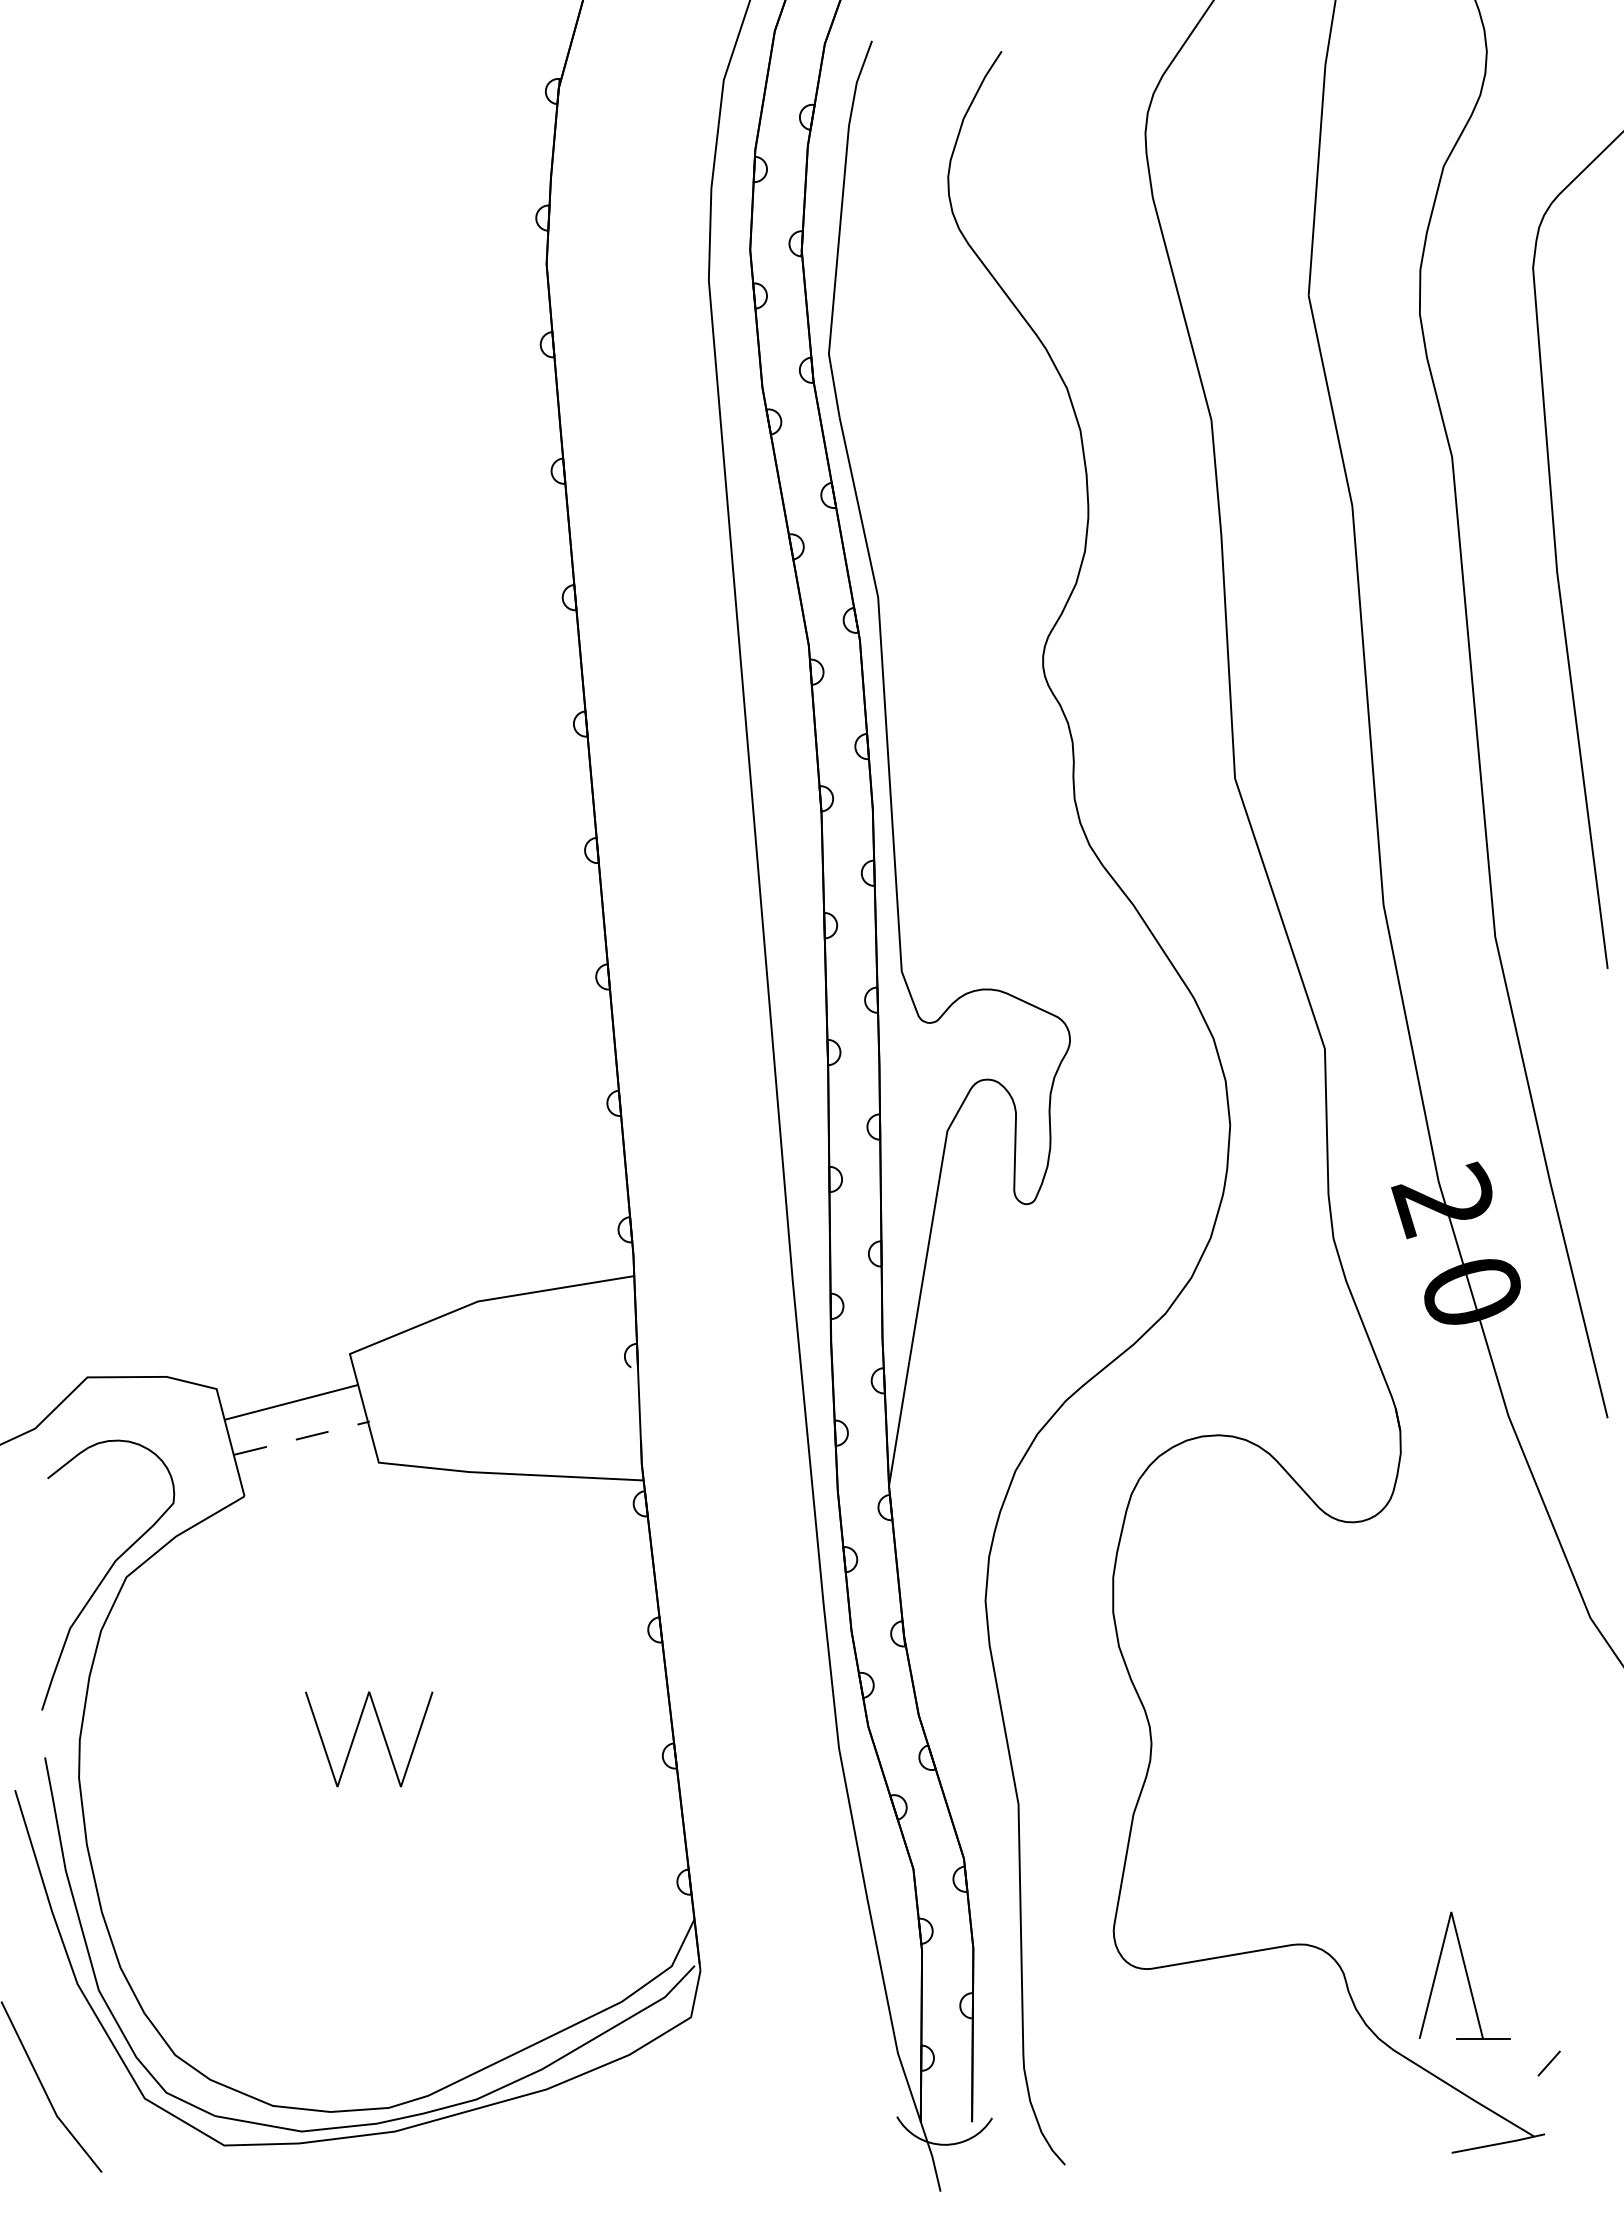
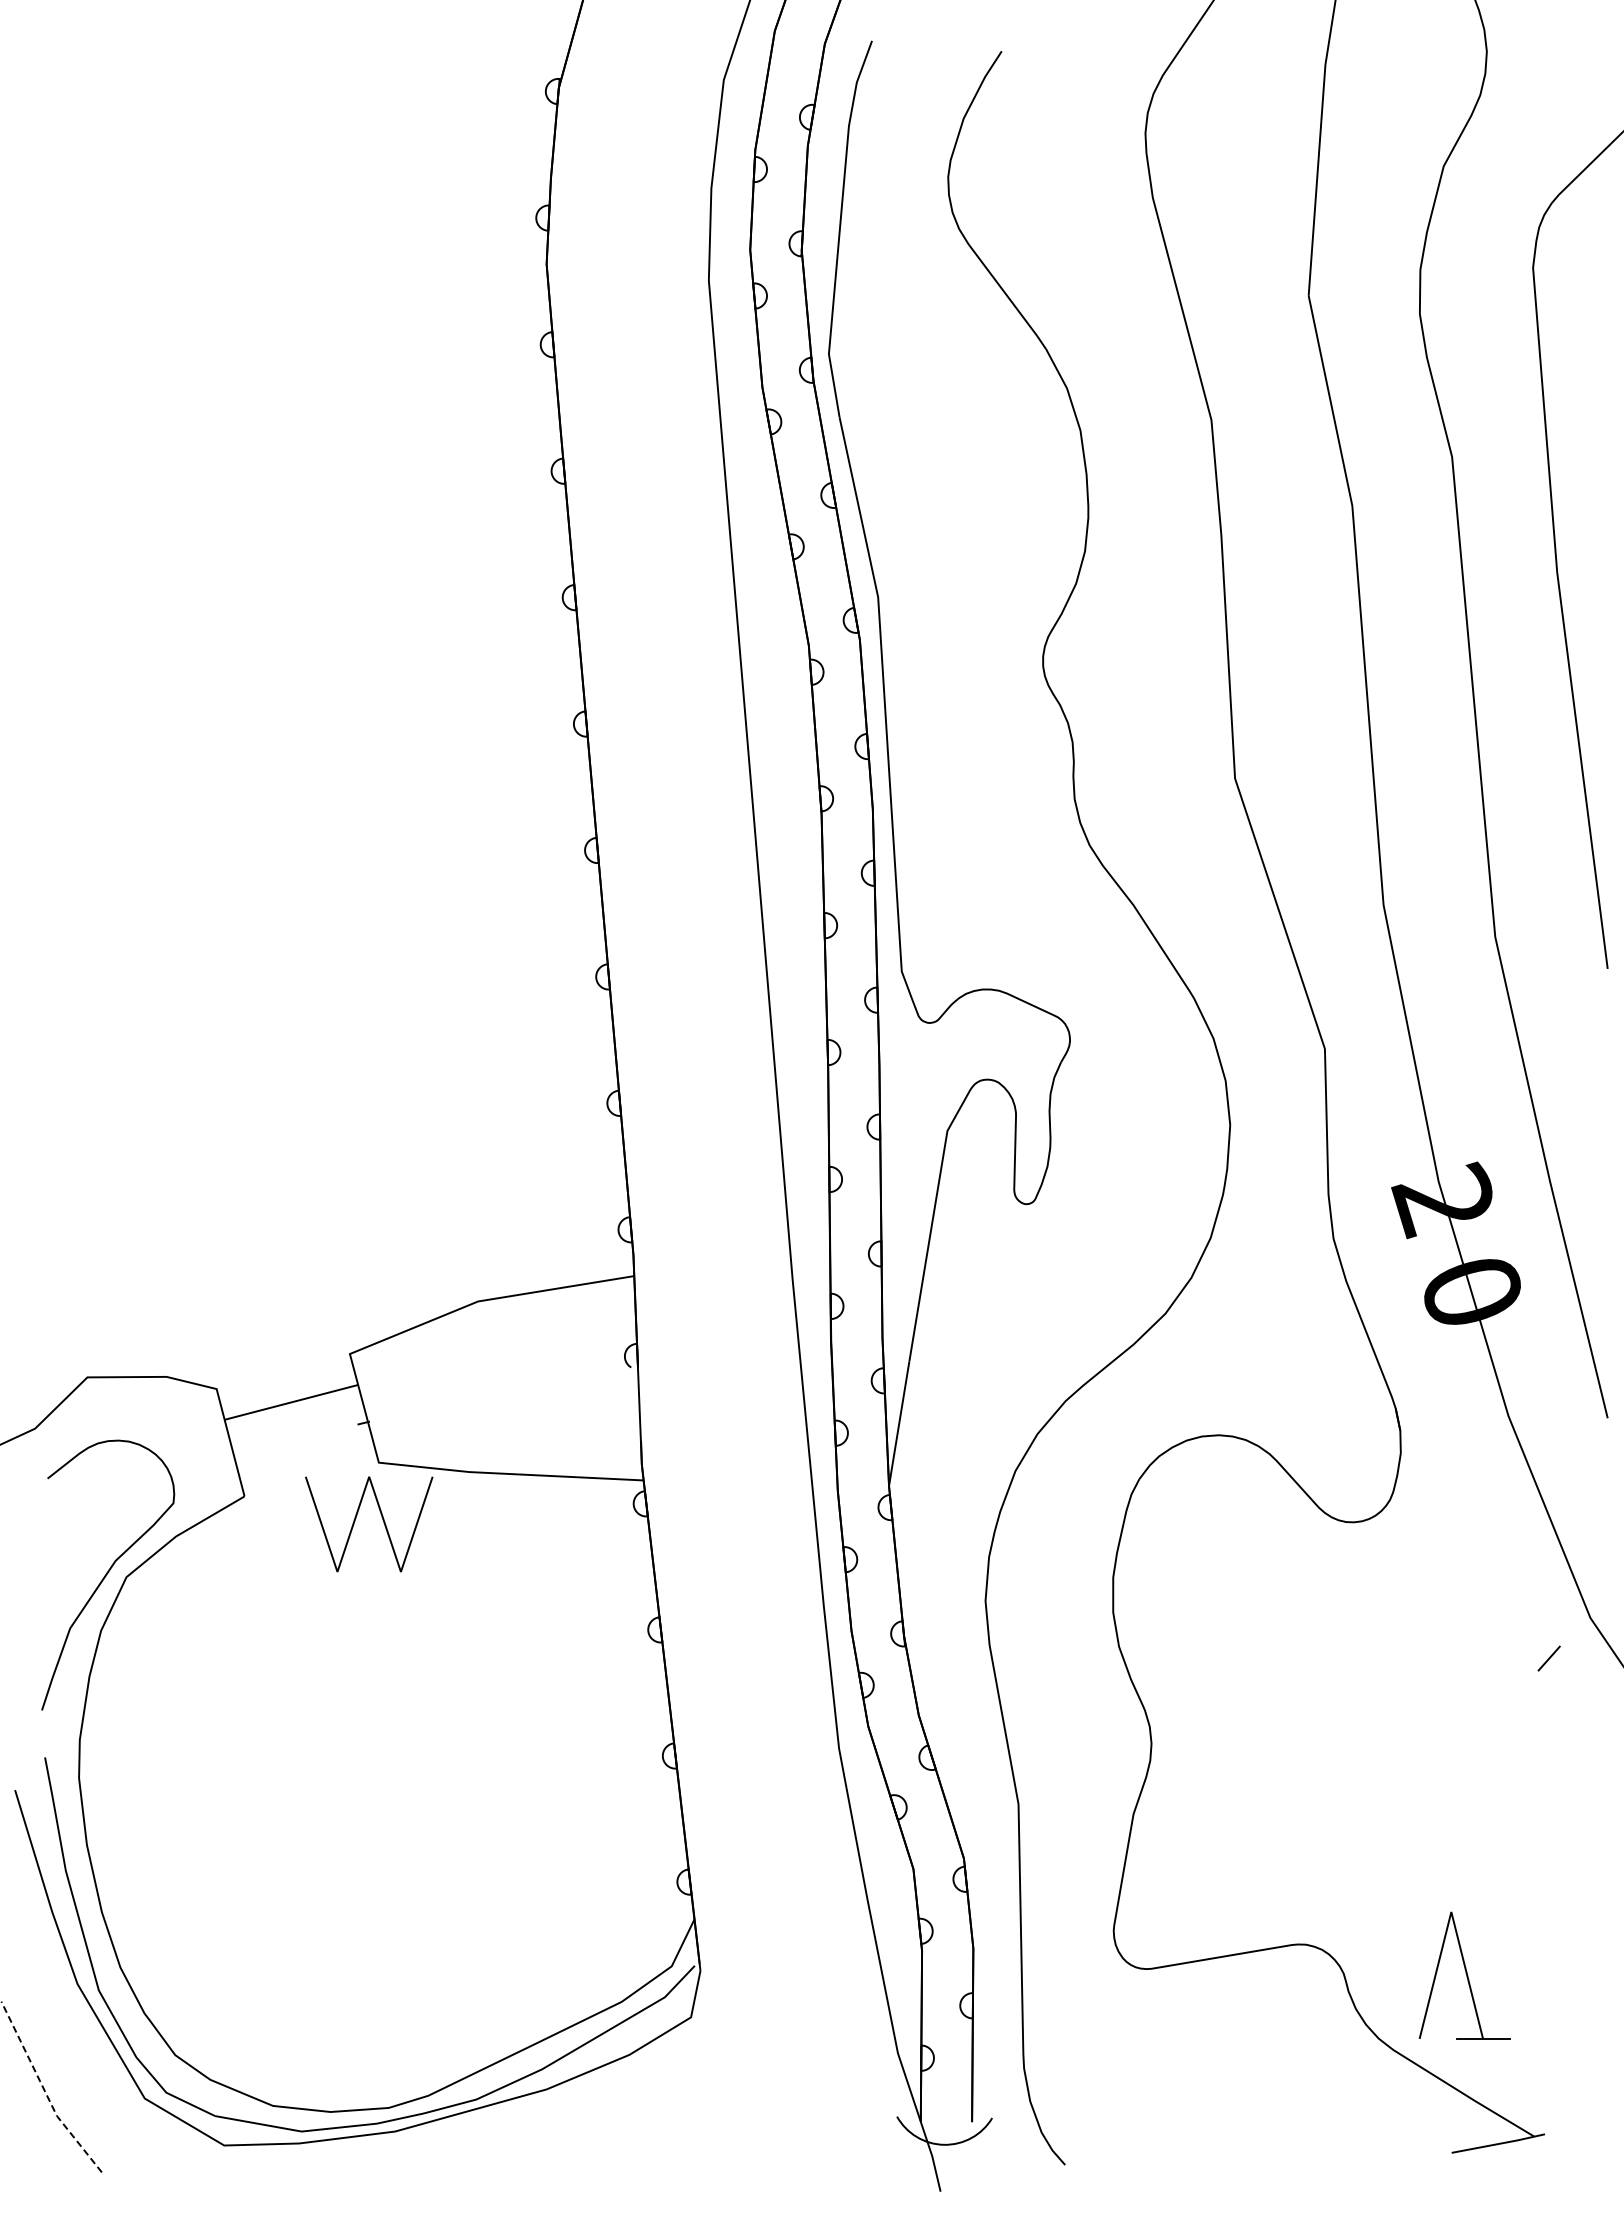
line: present -> none (311, 1435)
line: present -> none (250, 1450)
line position: (382, 1735) -> (382, 1520) (382, 1520)
line position: (1548, 2063) -> (1548, 1658) (1548, 1658)
line: solid -> dashed (45, 2091)
